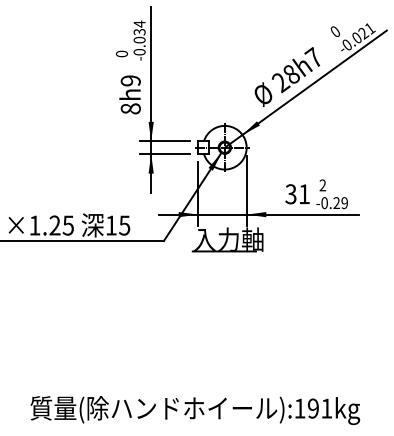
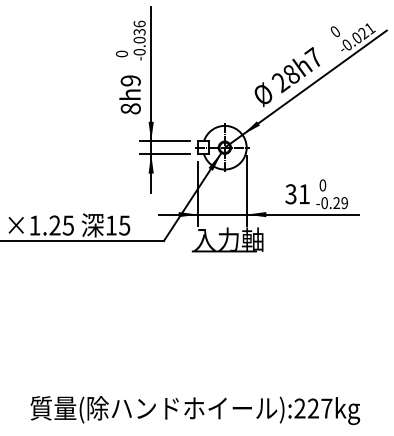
text: -0.034 -> -0.036 (139, 23)
text: 2 -> 0 (322, 185)
text: ):191kg -> ):227kg (313, 408)
